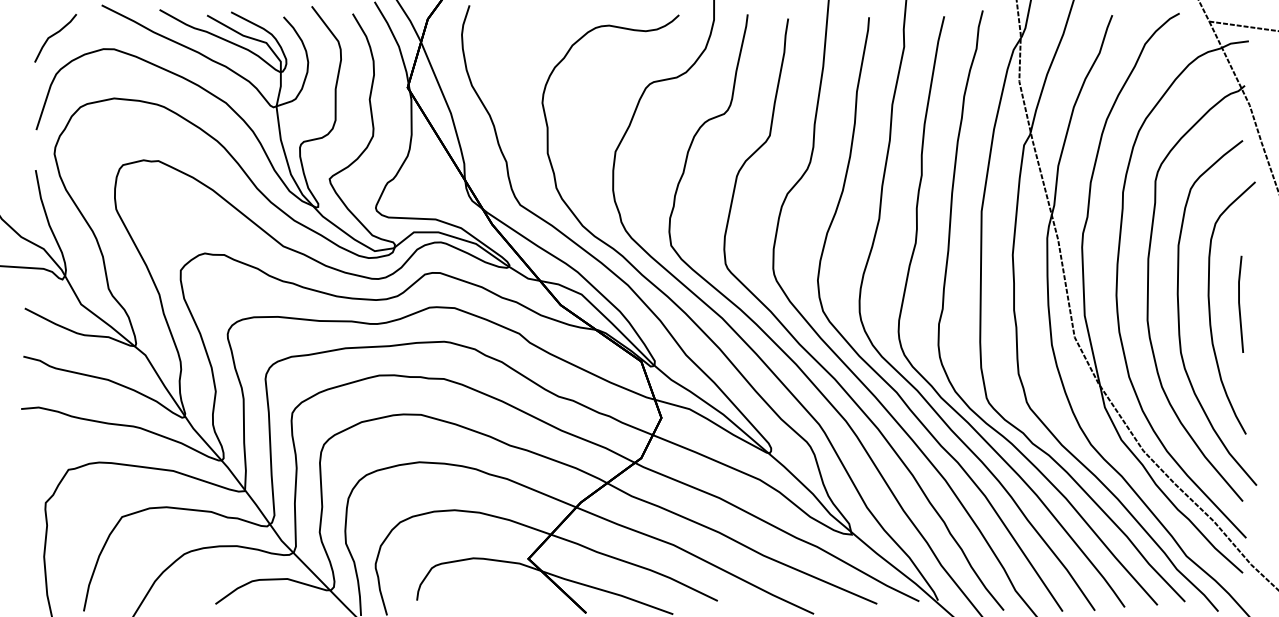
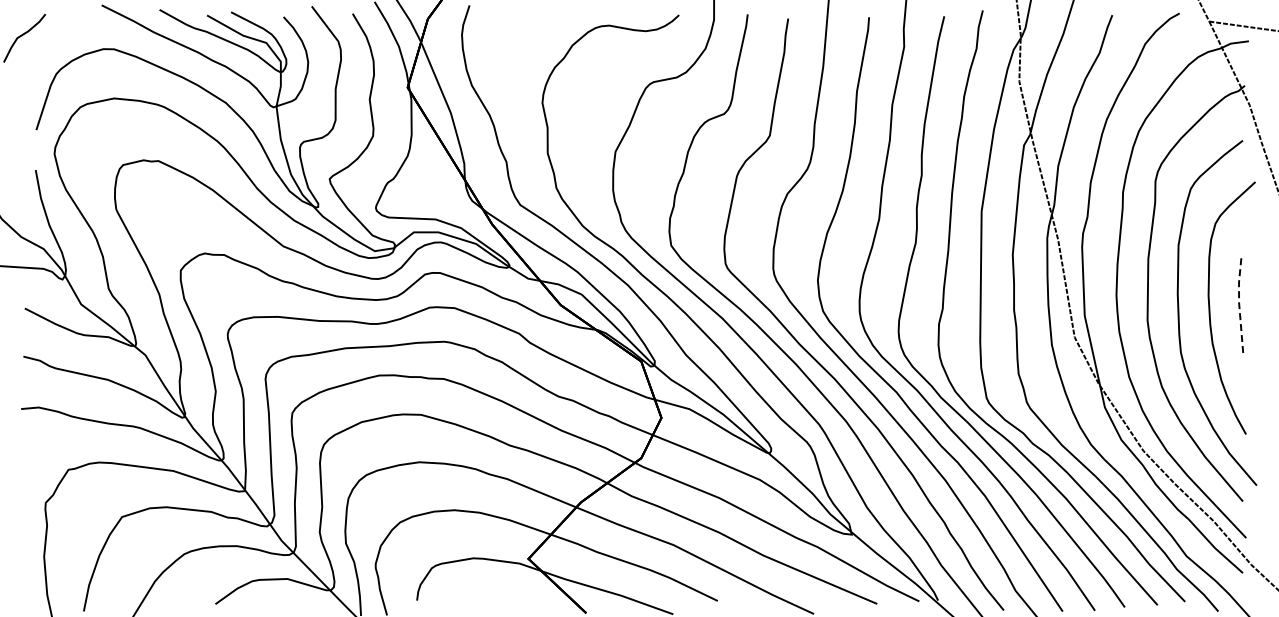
curve position: (53, 36) -> (22, 36) (22, 36)
line: solid -> dashed (1239, 302)
